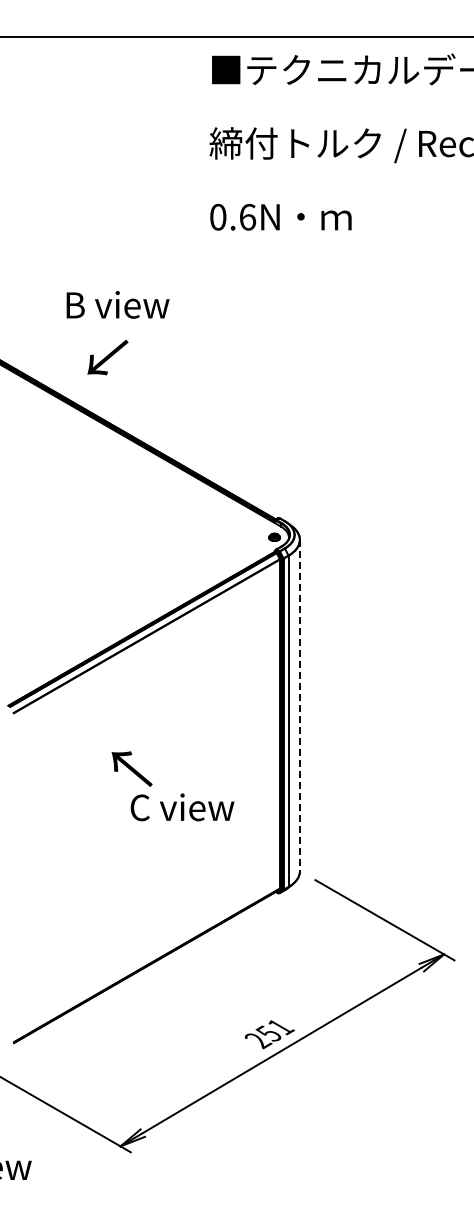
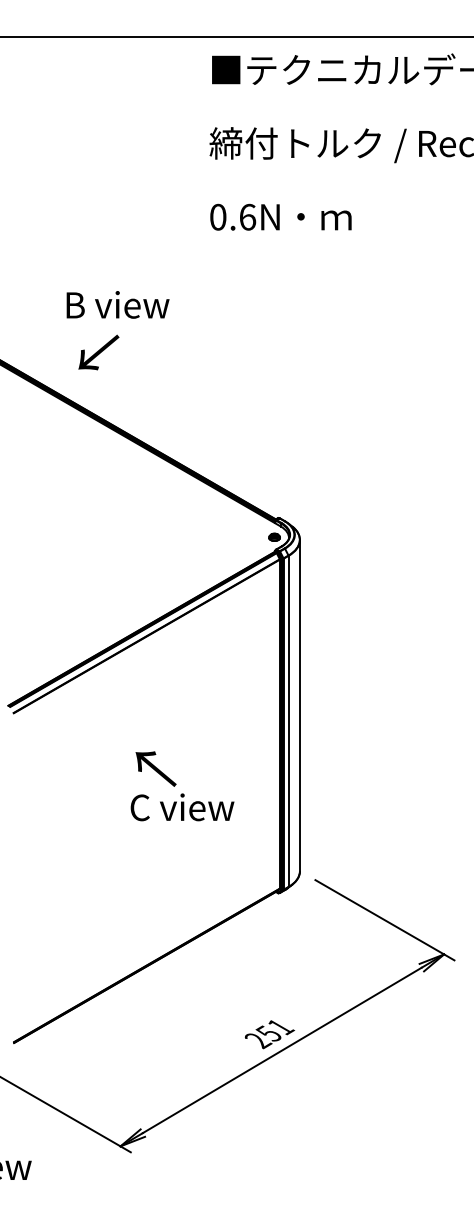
text position: (107, 357) -> (98, 352) (98, 352)
line: dashed -> solid (299, 705)
text position: (131, 768) -> (155, 768) (155, 768)
